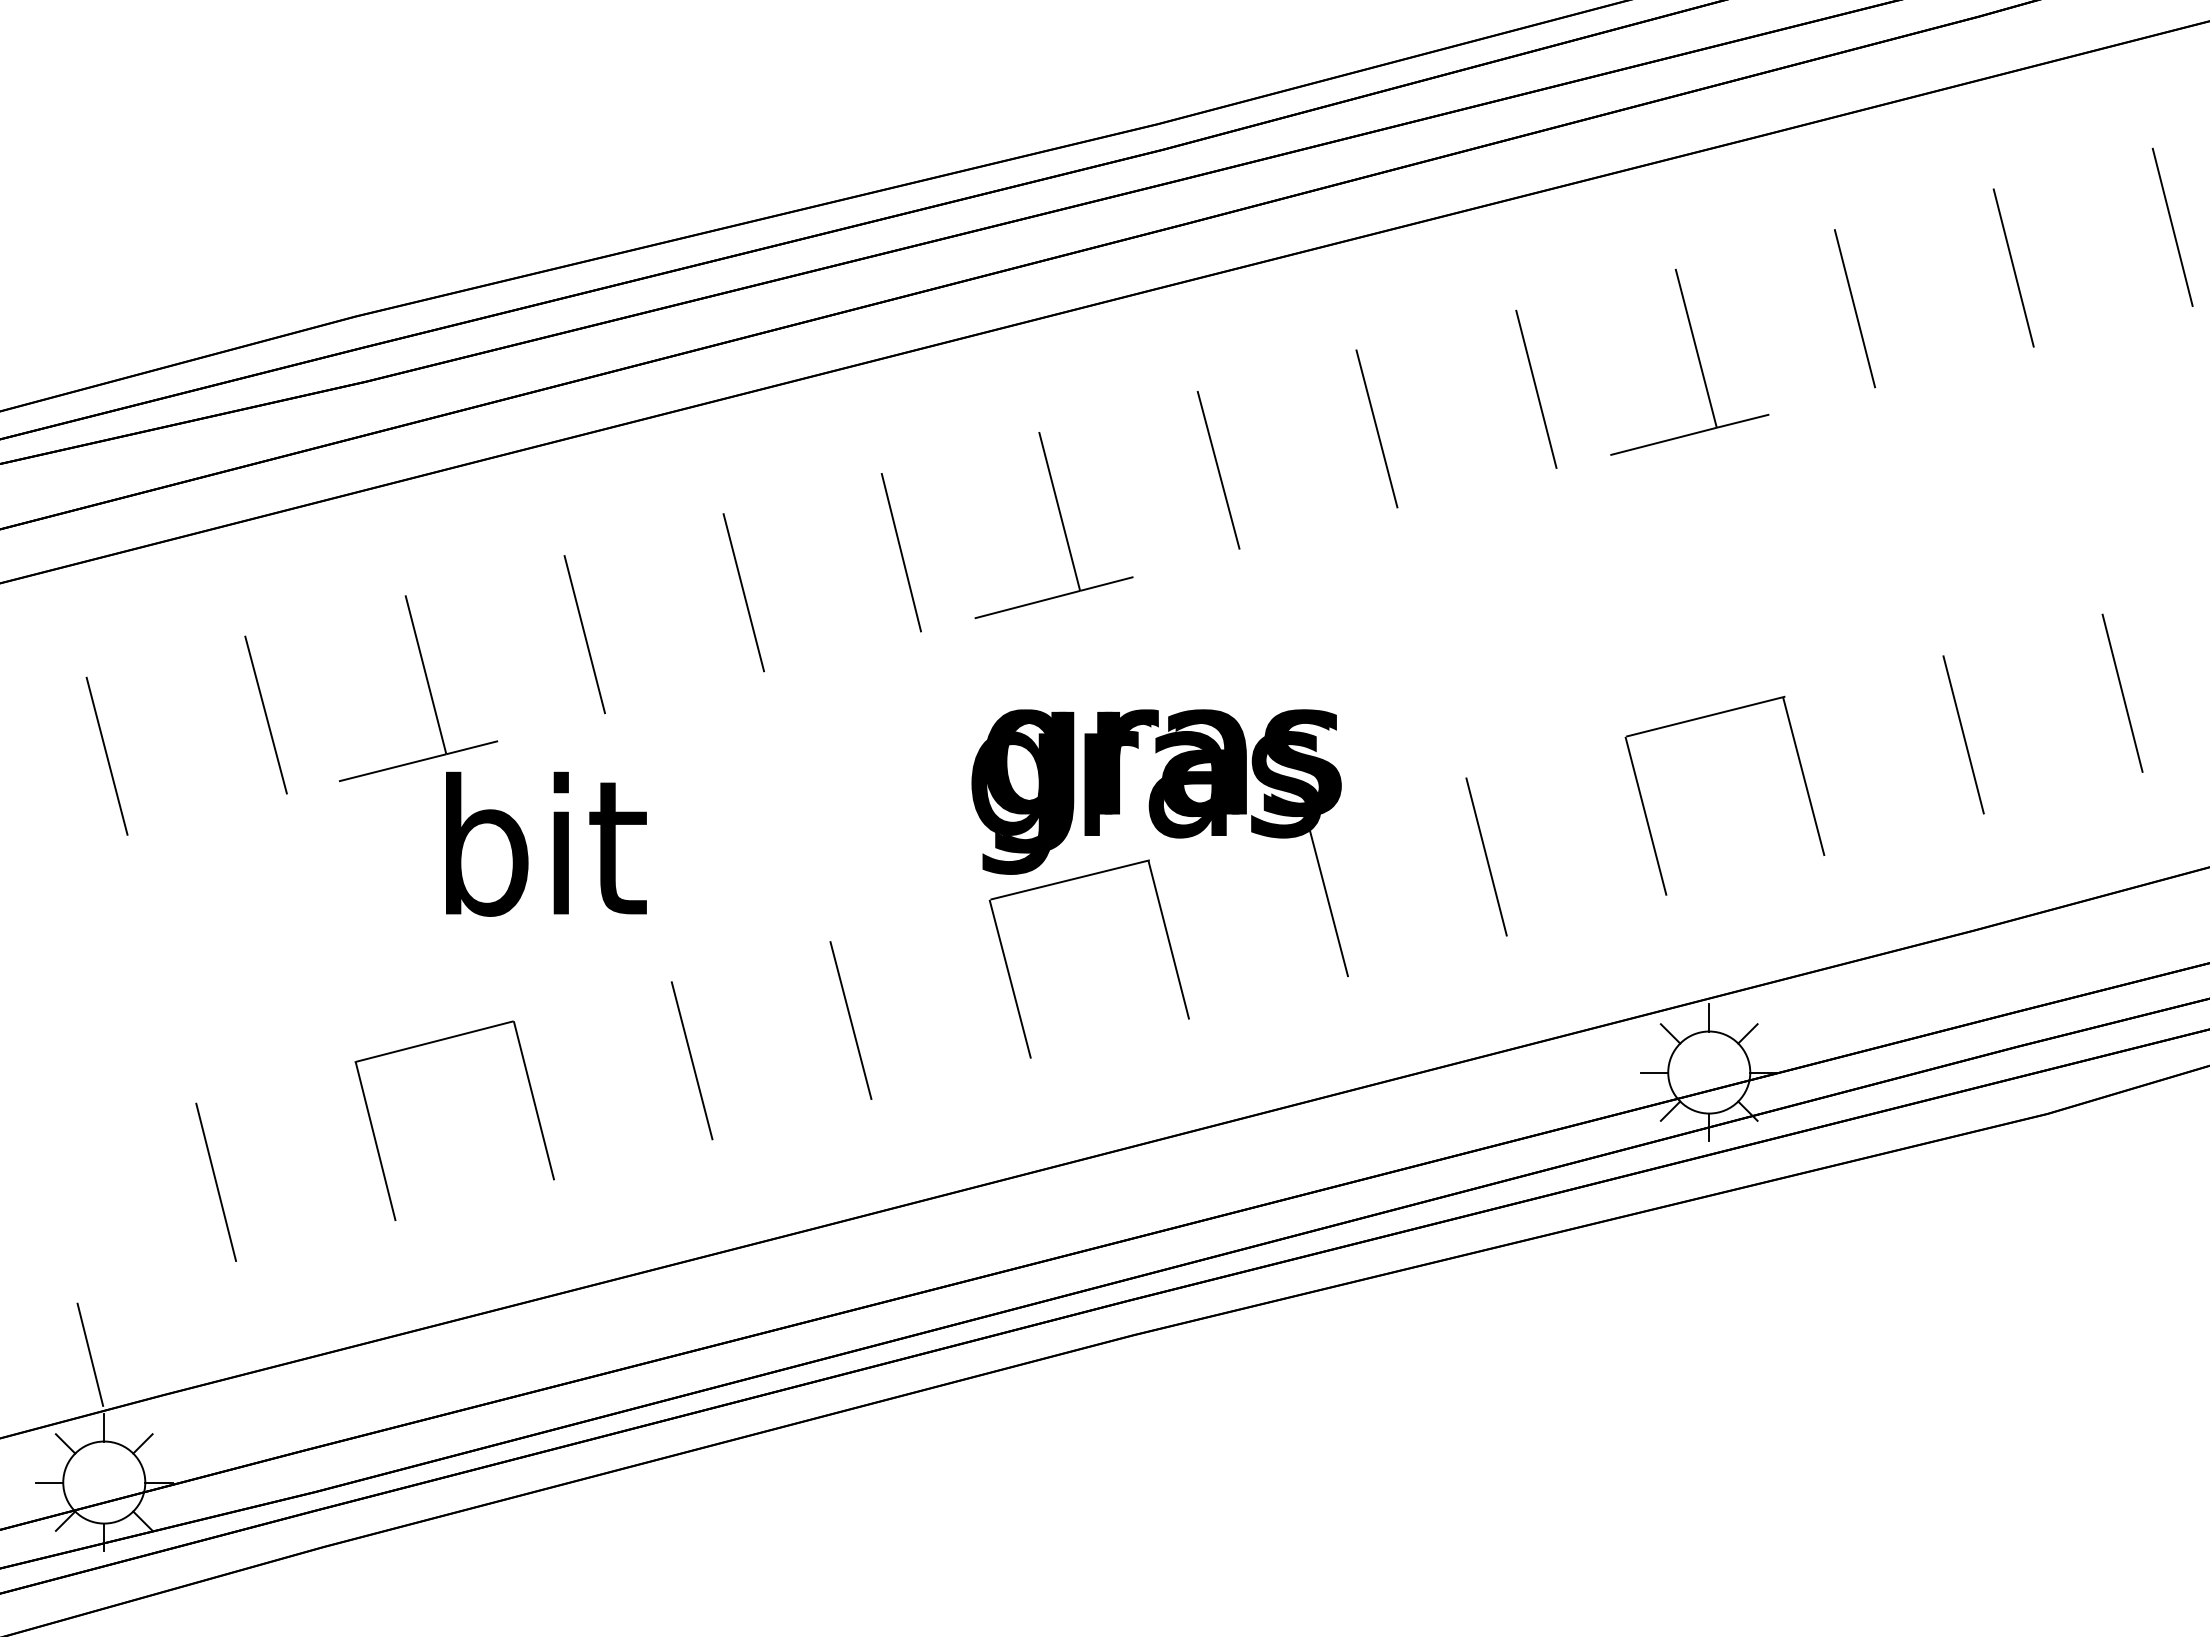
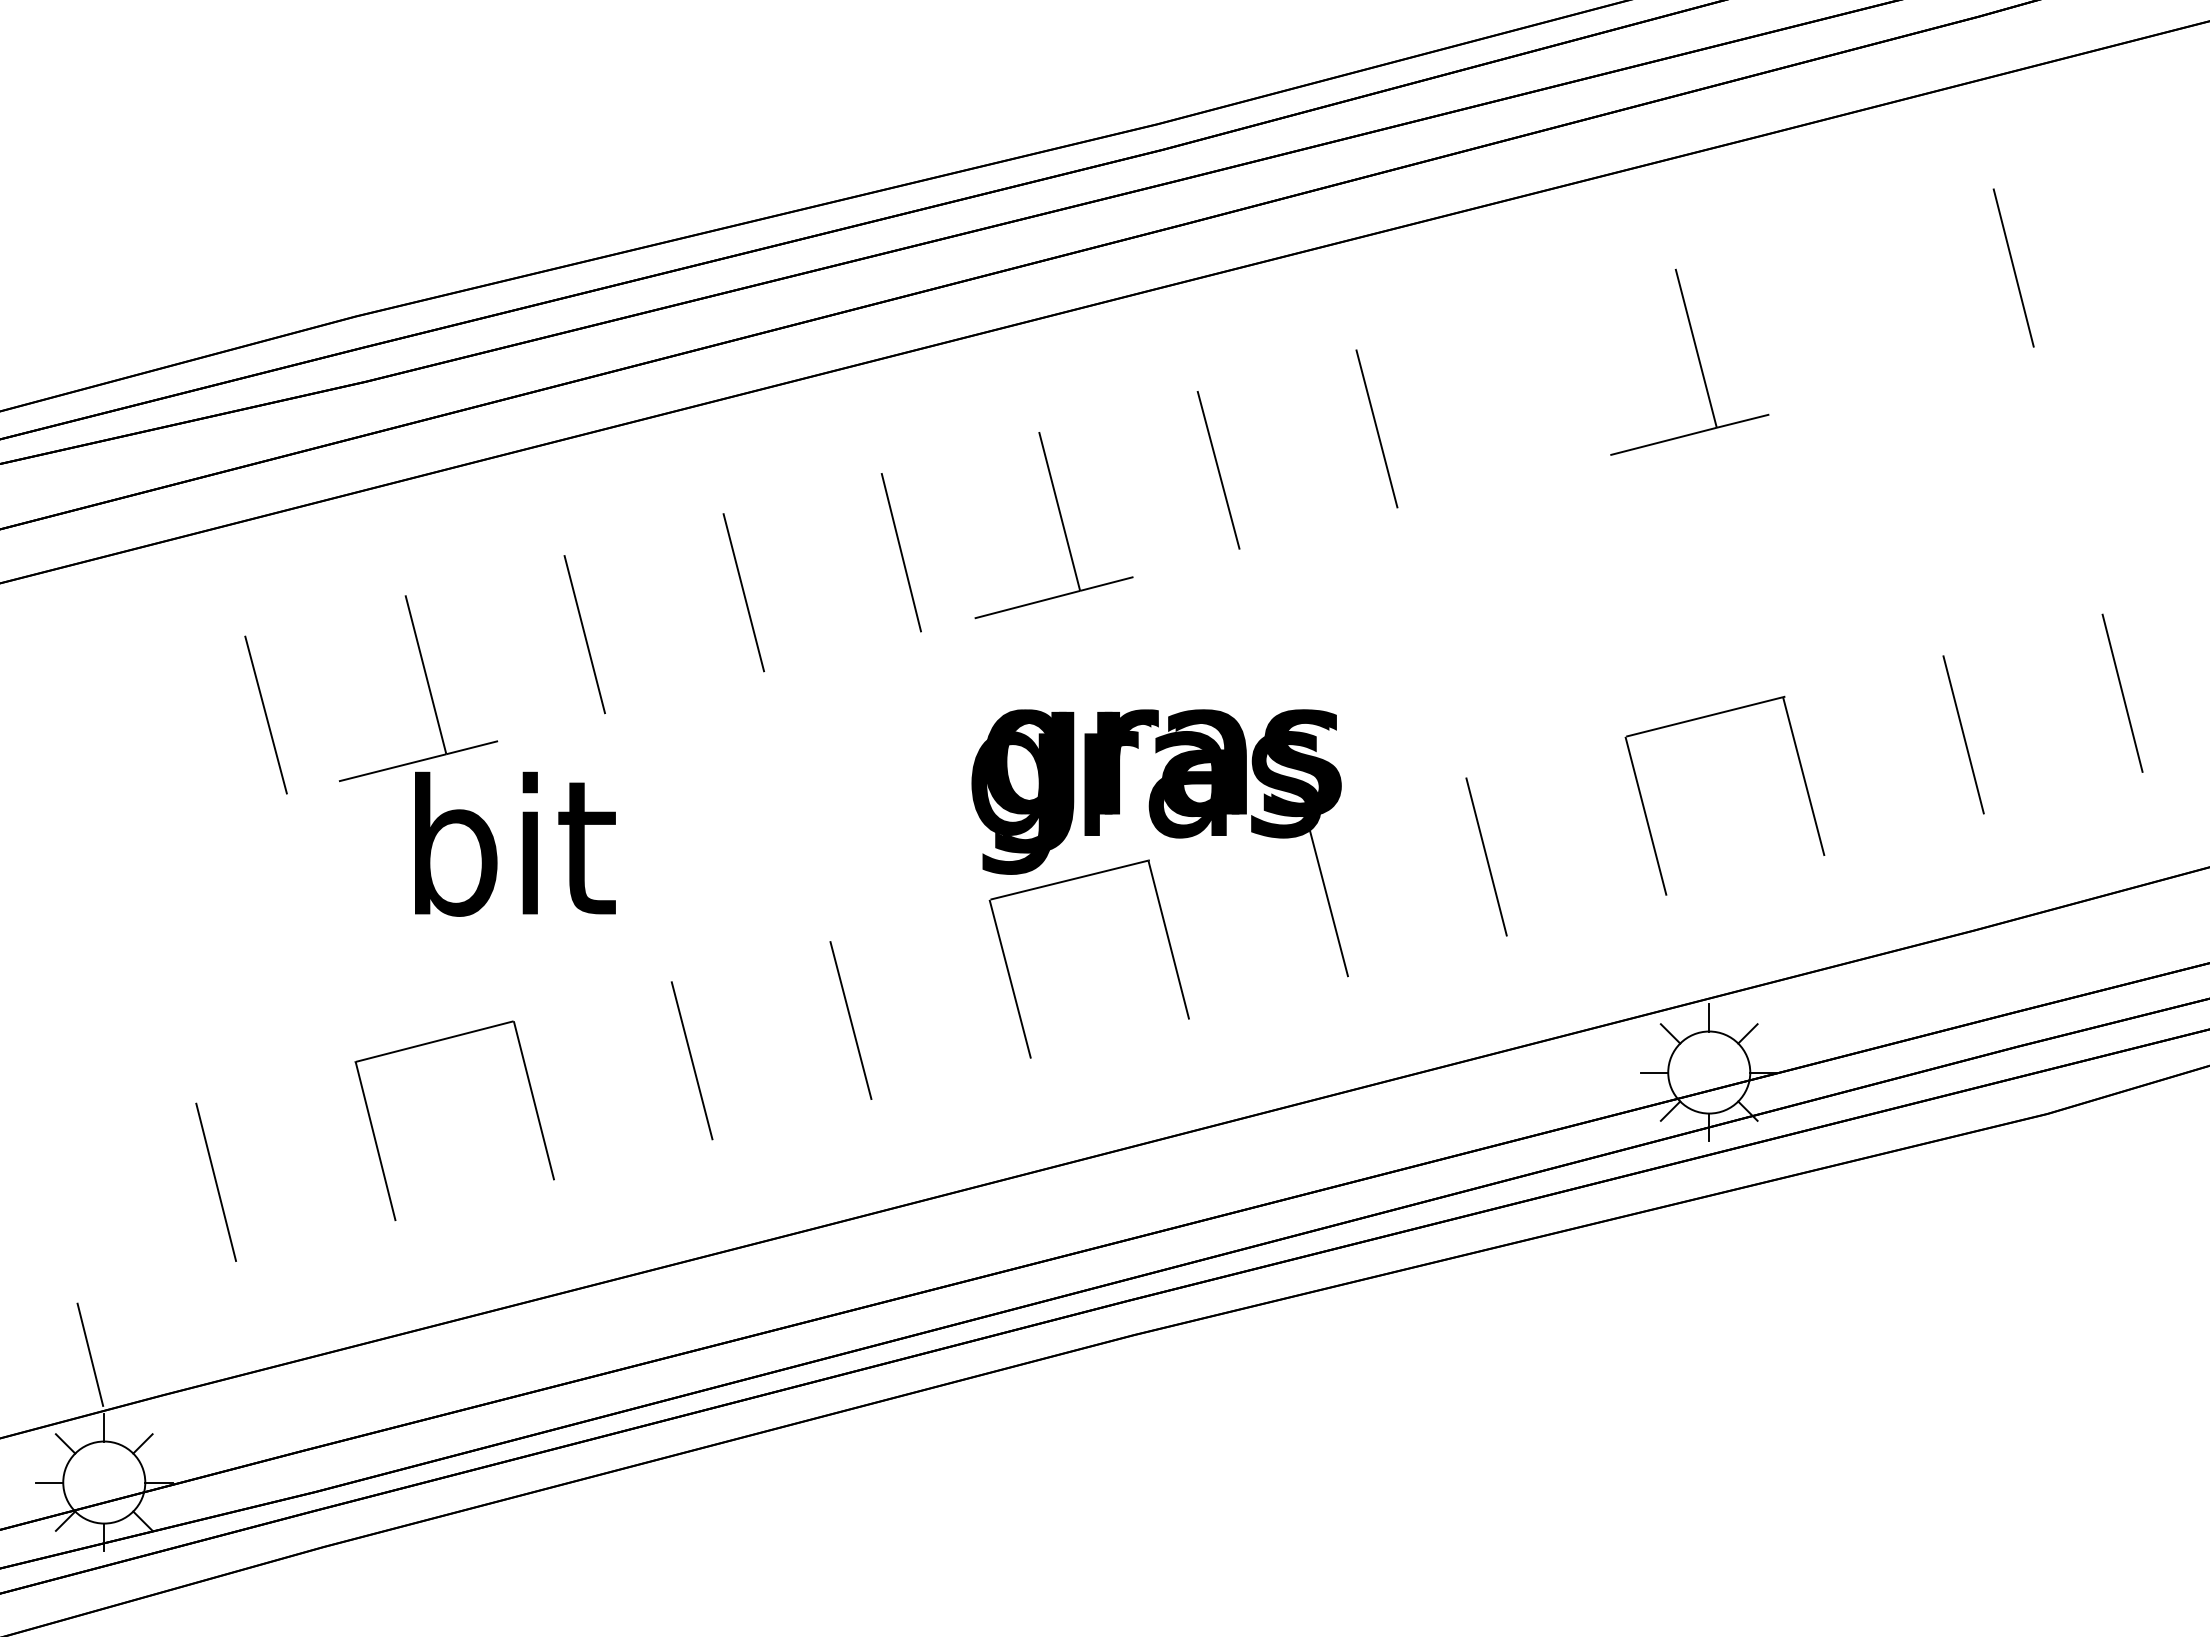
line: present -> none (2172, 226)
line: present -> none (1854, 308)
line: present -> none (1536, 388)
line: present -> none (106, 755)
text position: (546, 843) -> (515, 843) (515, 843)
